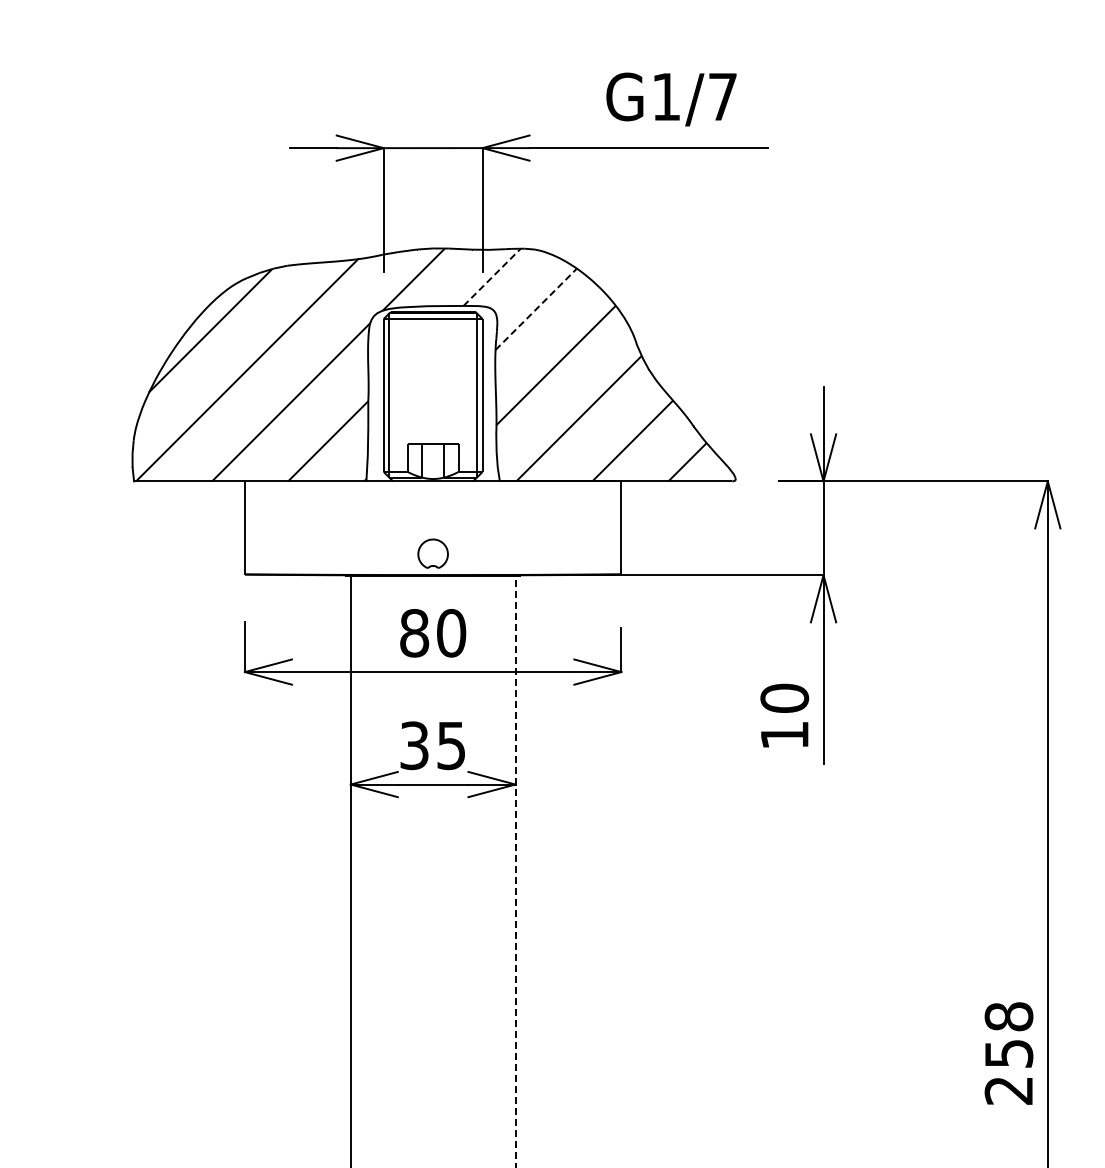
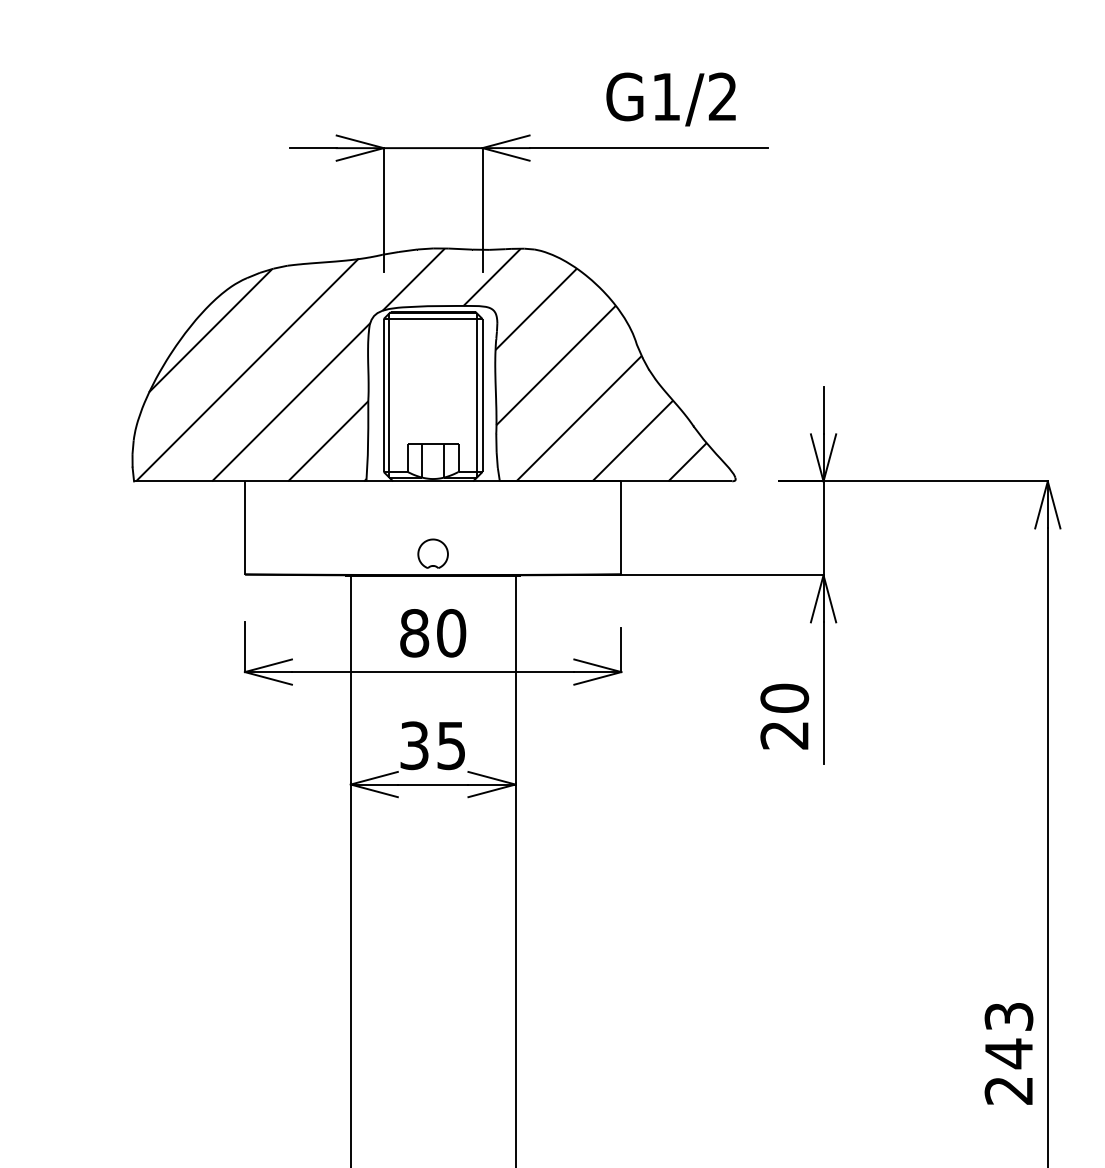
text: G1/7 -> G1/2 (722, 96)
line: dashed -> solid (492, 277)
line: dashed -> solid (536, 309)
text: 10 -> 20 (784, 735)
line: dashed -> solid (515, 872)
text: 258 -> 243 (1008, 1035)
